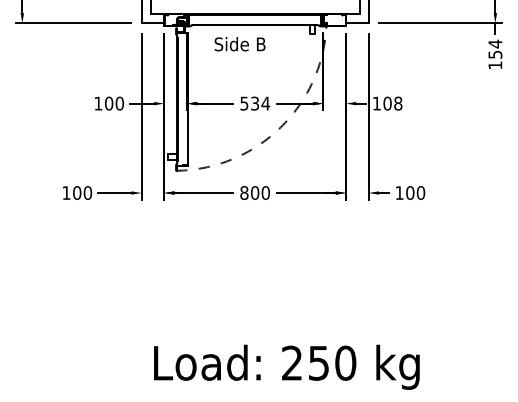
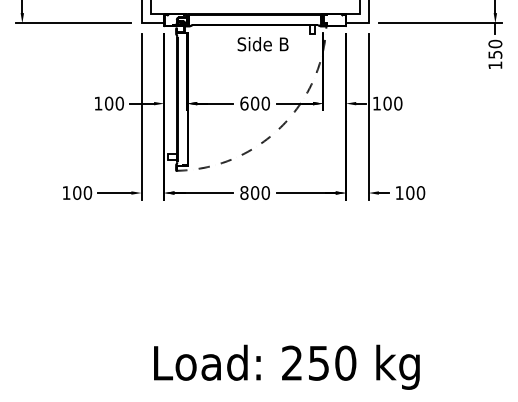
text: 154 -> 150 (495, 43)
text position: (239, 44) -> (262, 44) (262, 44)
text: 534 -> 600 (255, 103)
text: 108 -> 100 (398, 103)
